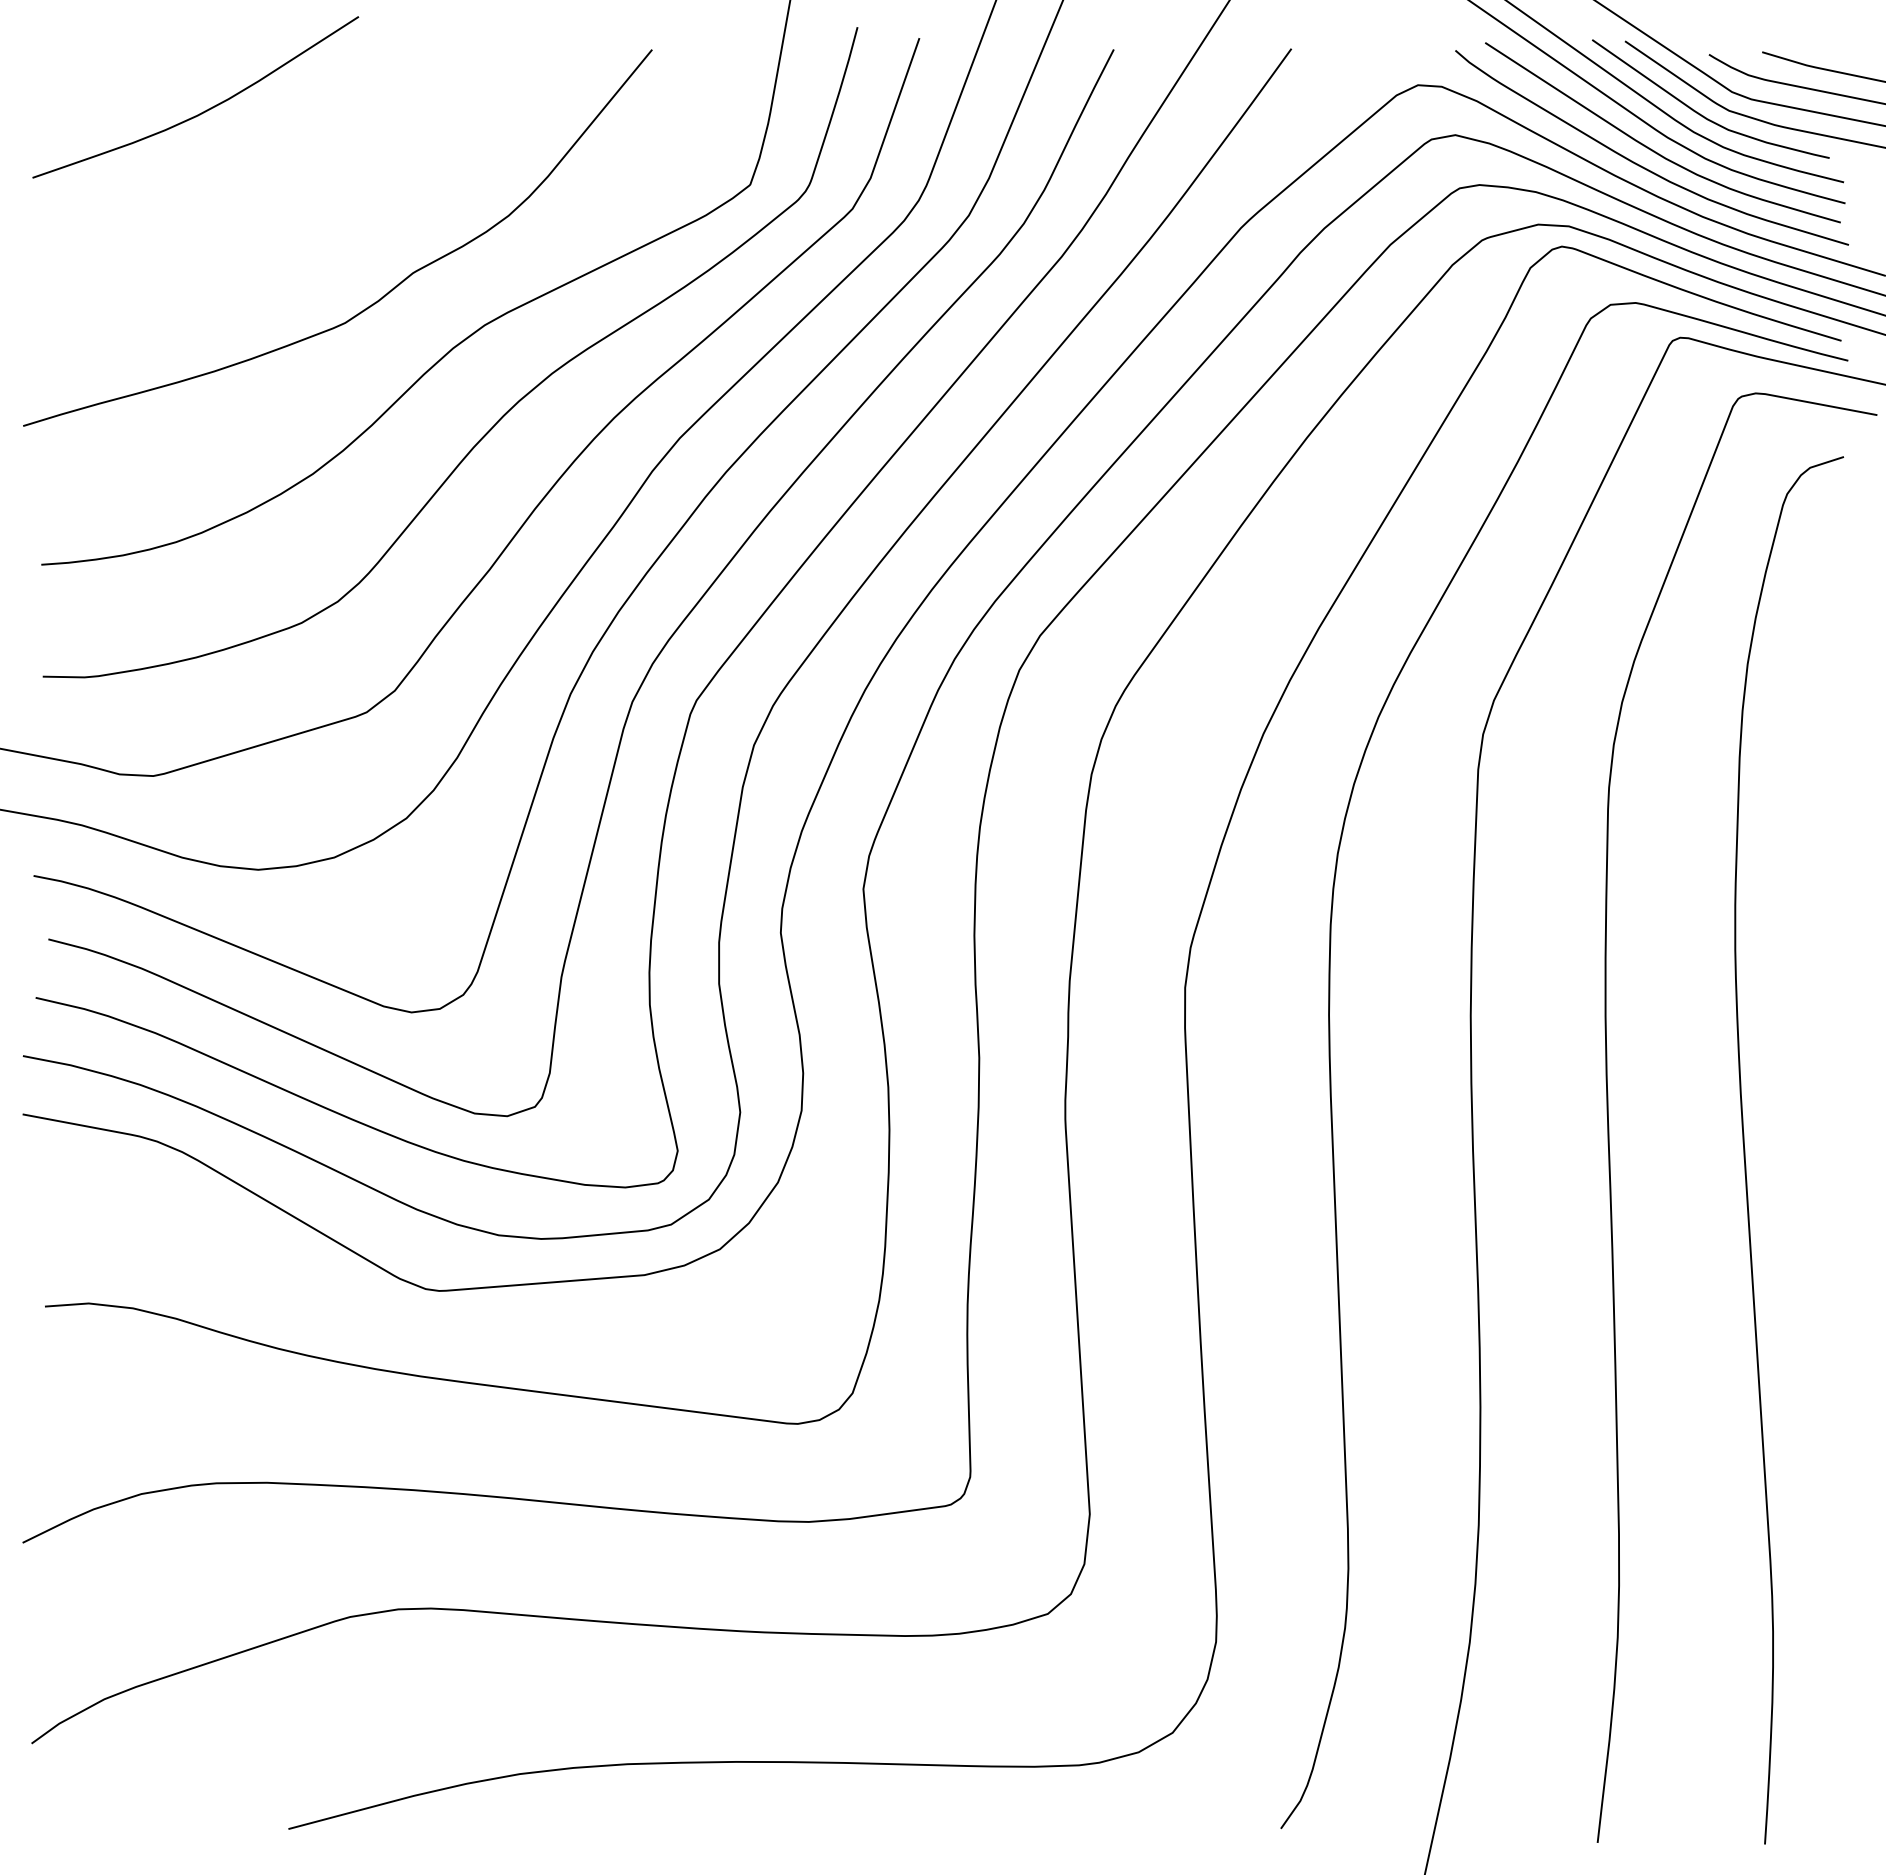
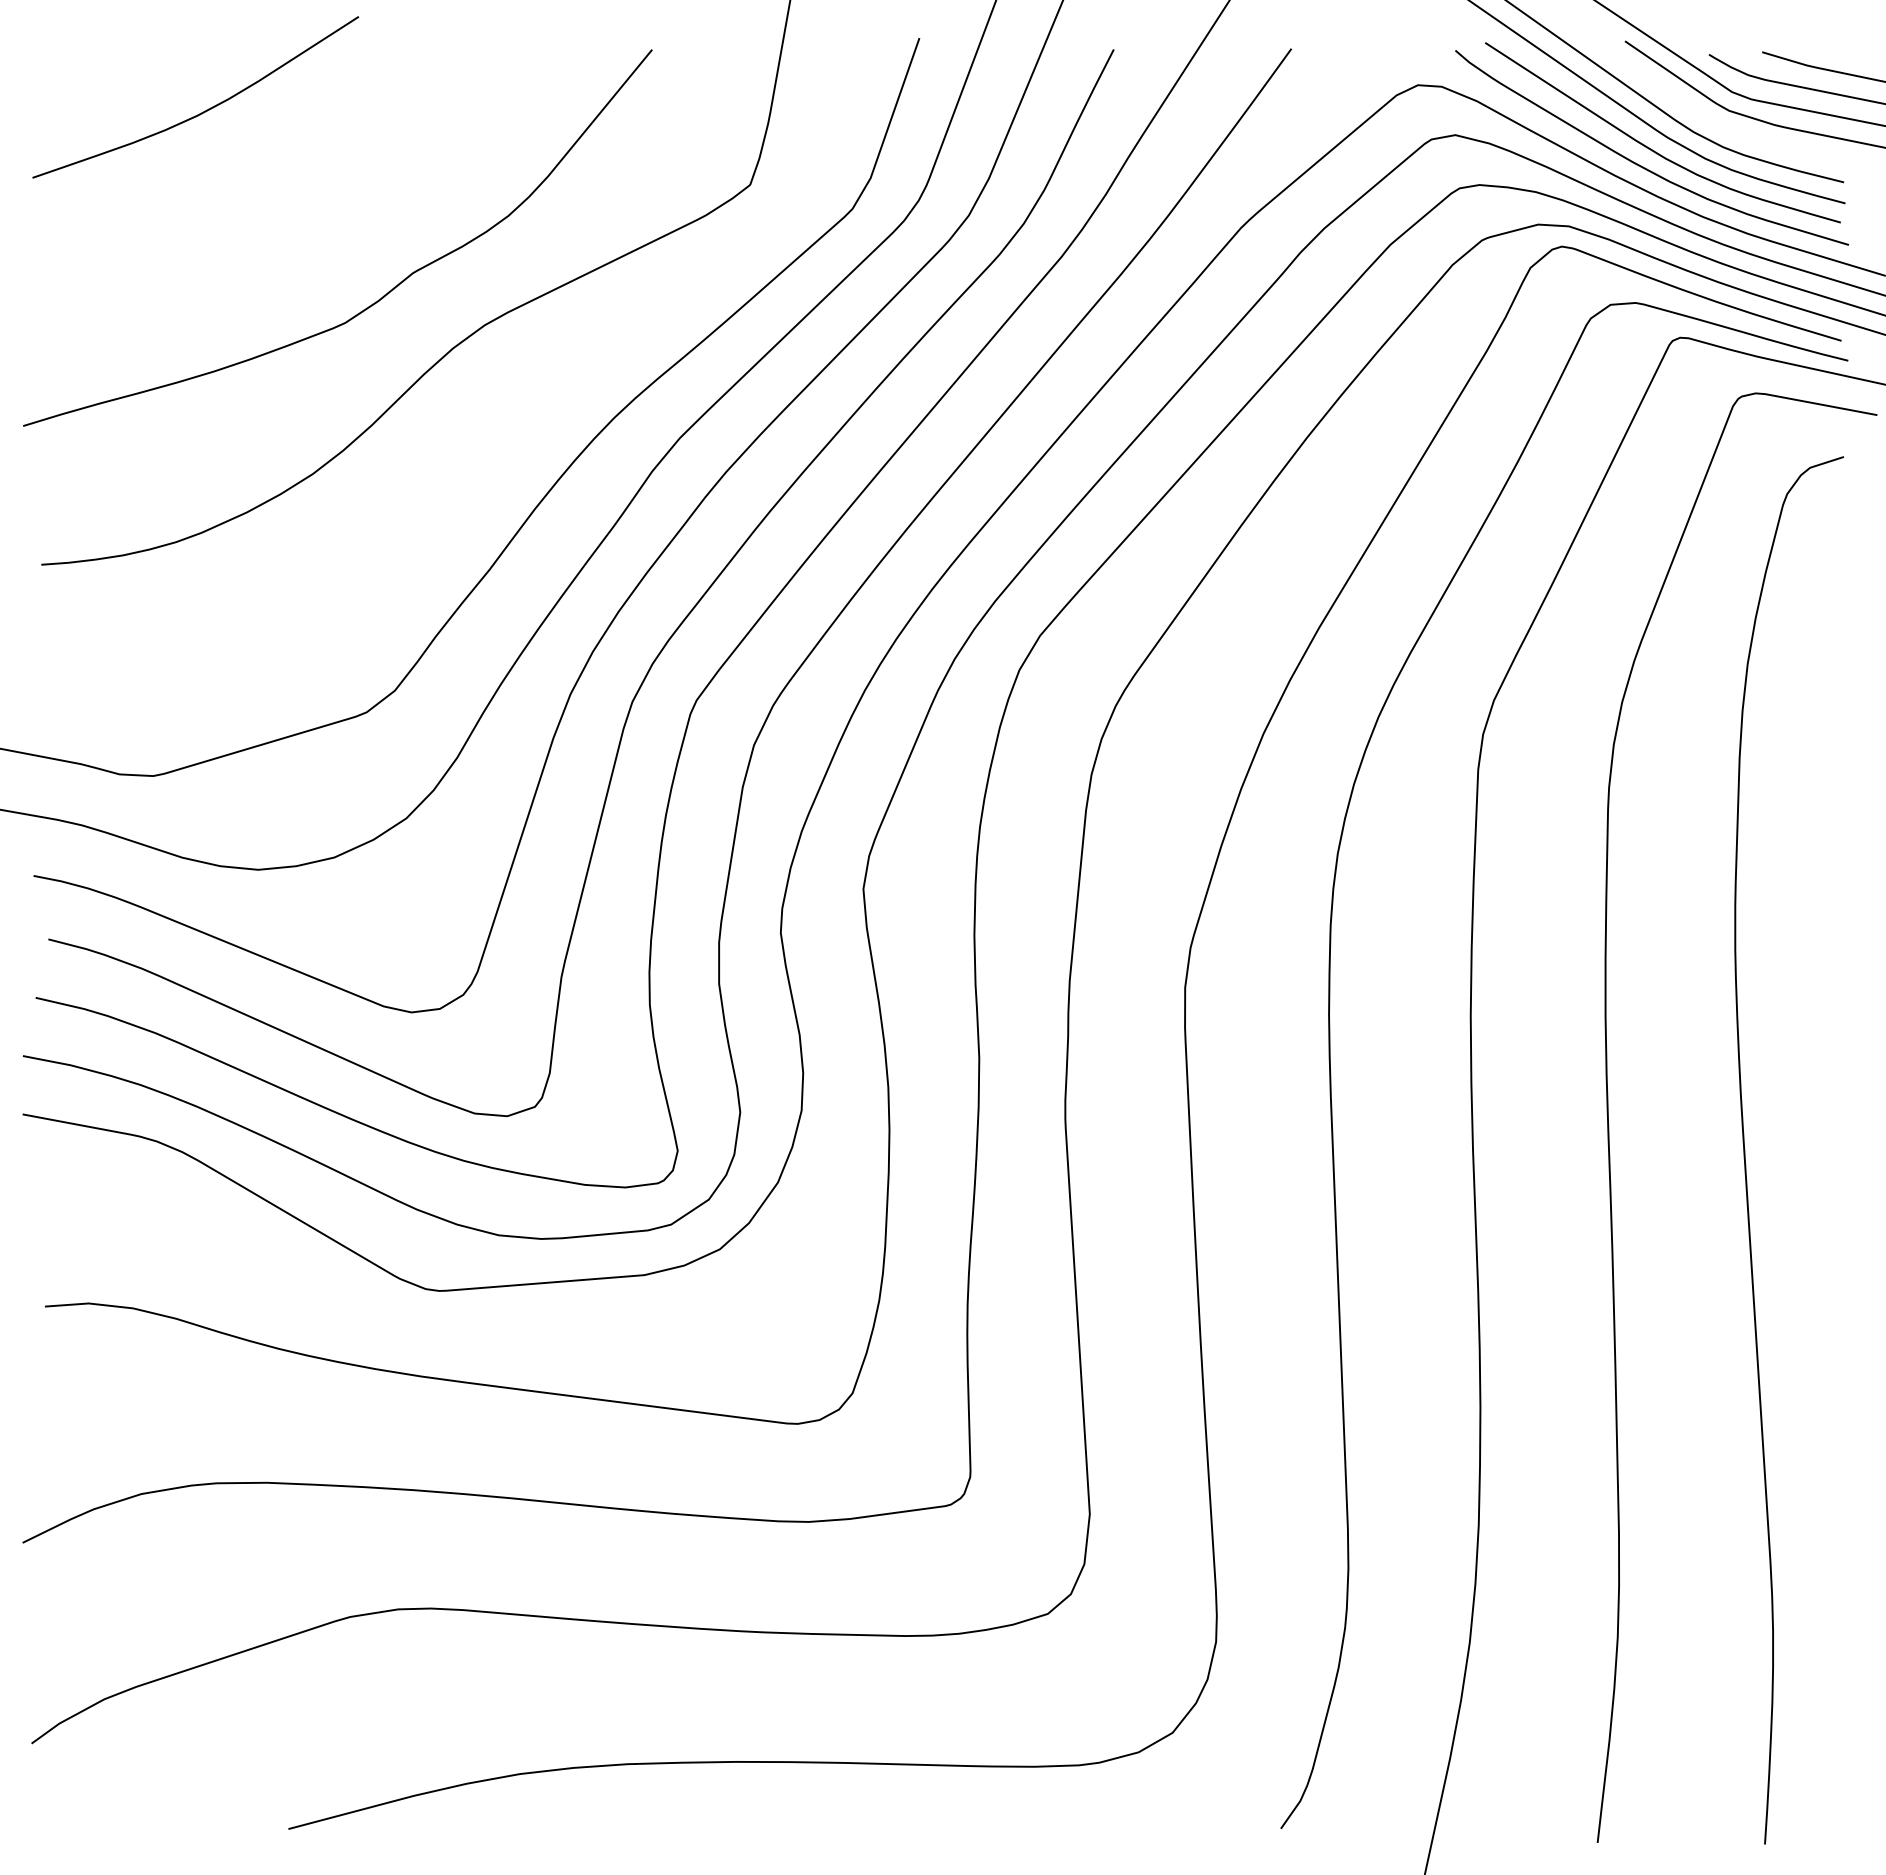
curve: present -> none (1700, 113)
curve: present -> none (508, 409)
